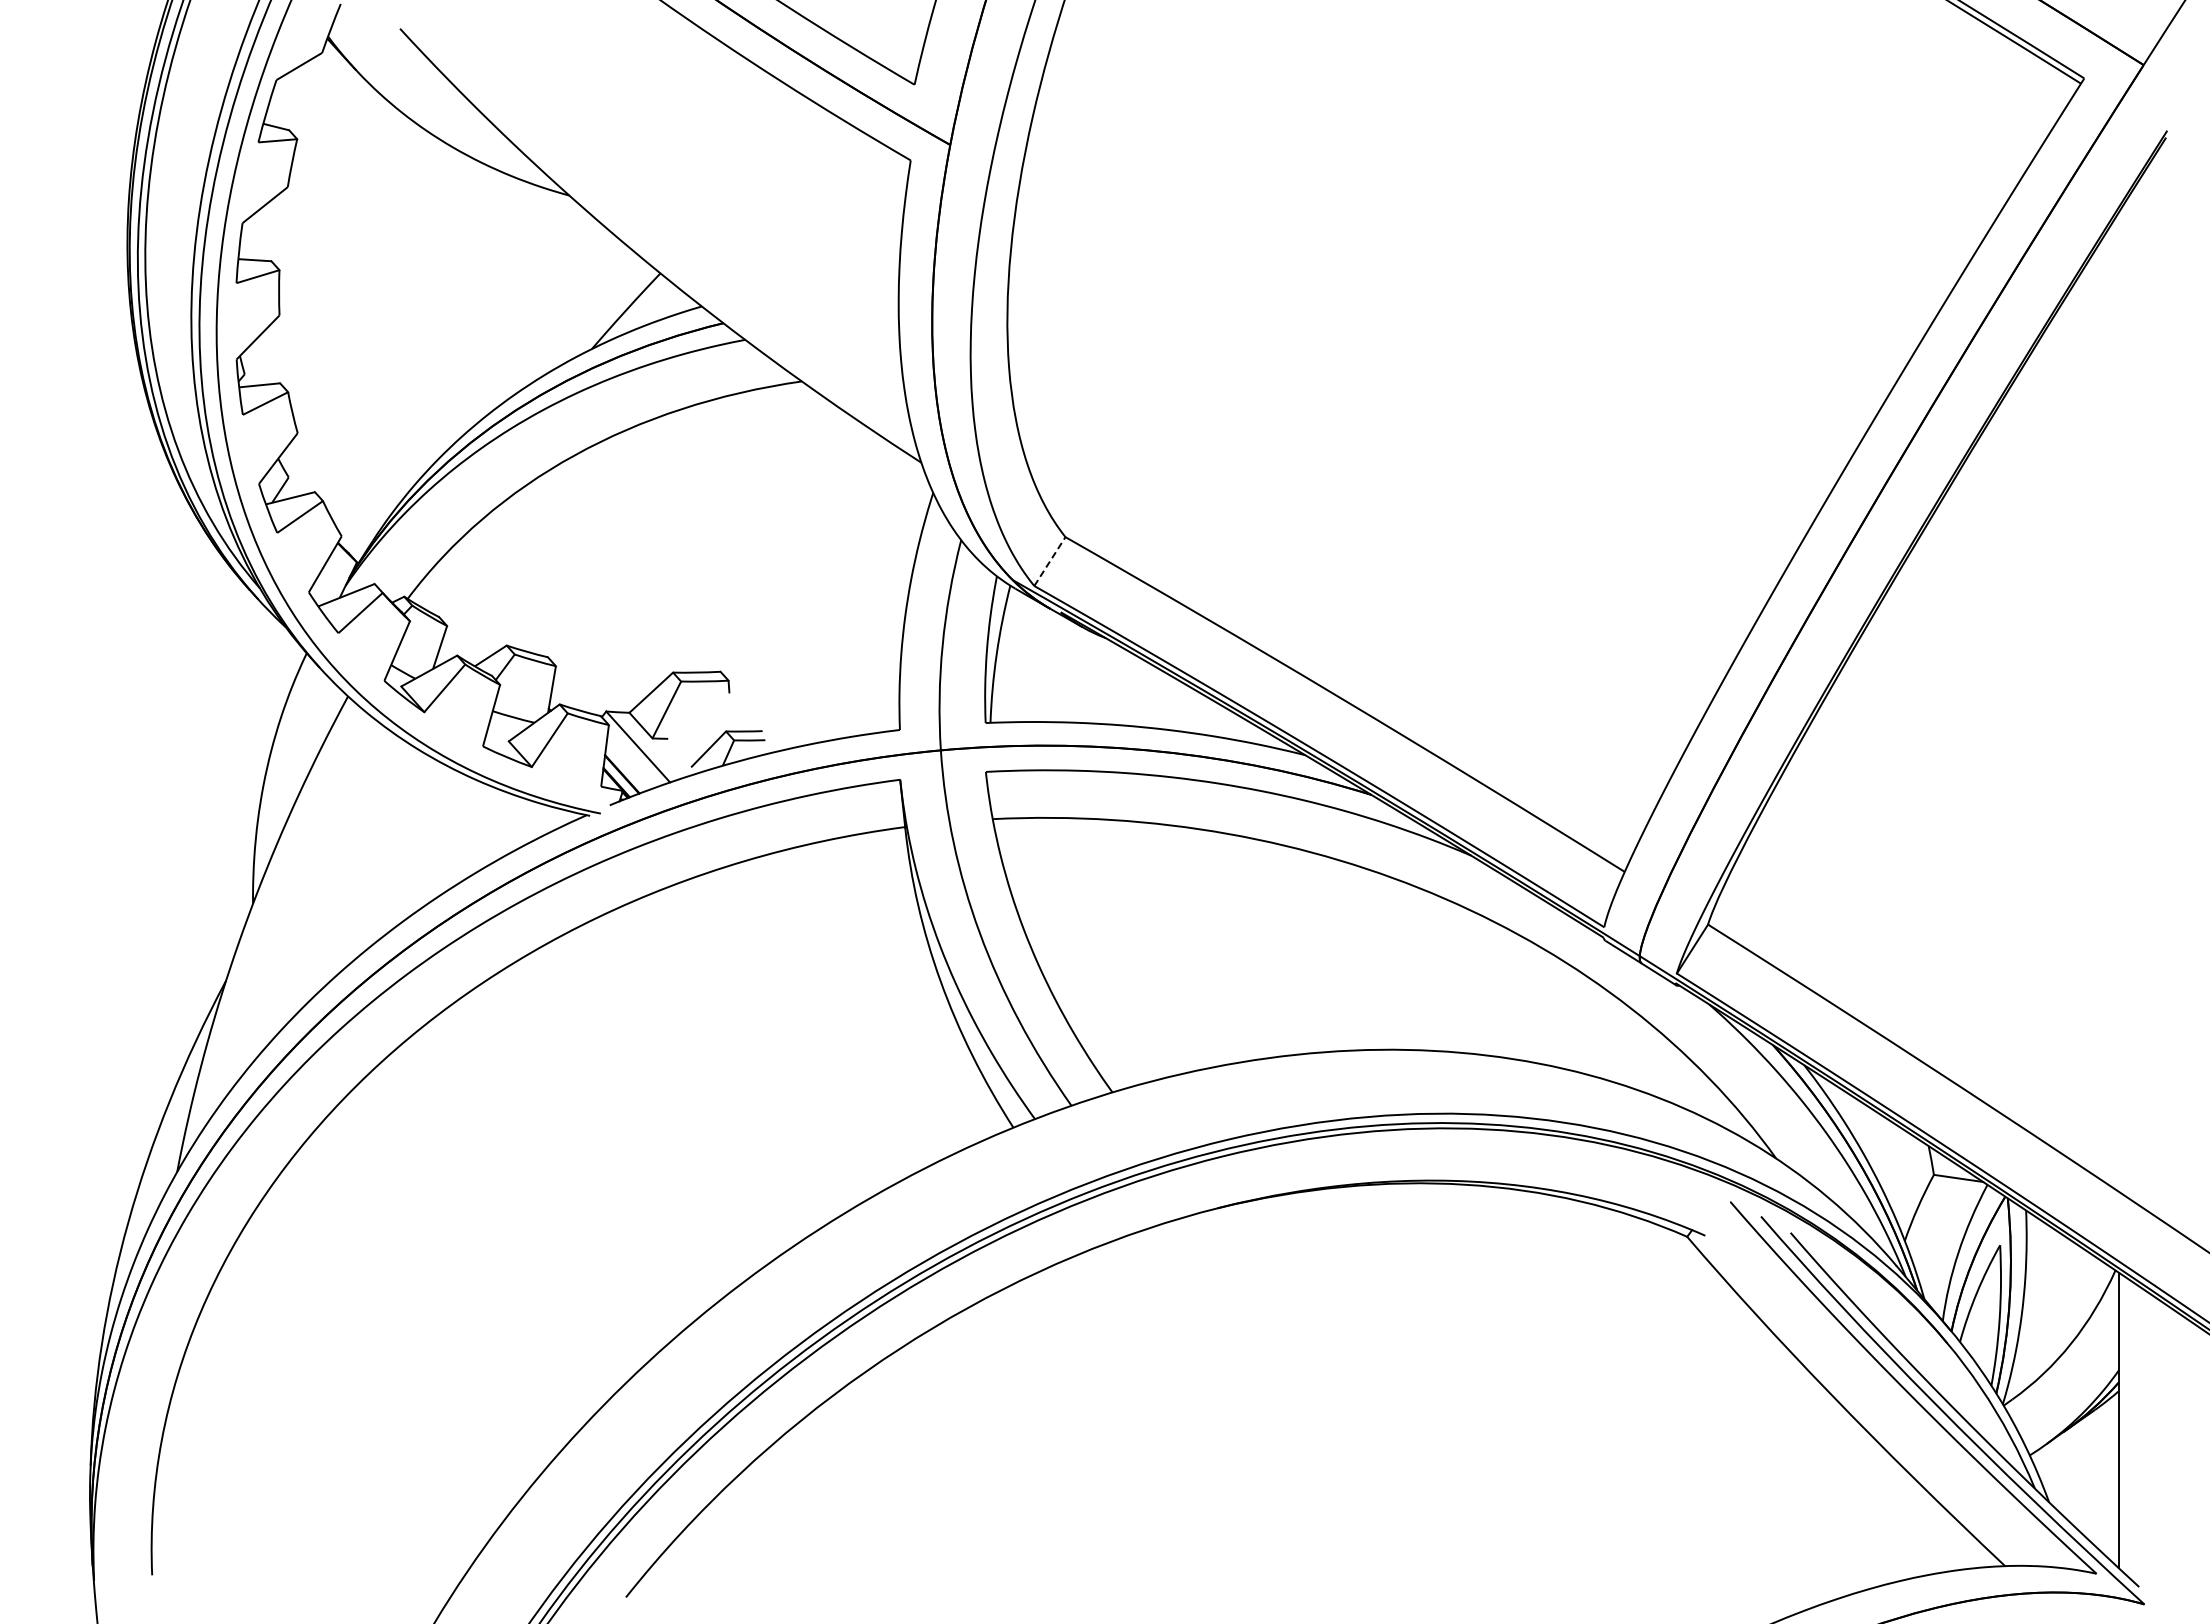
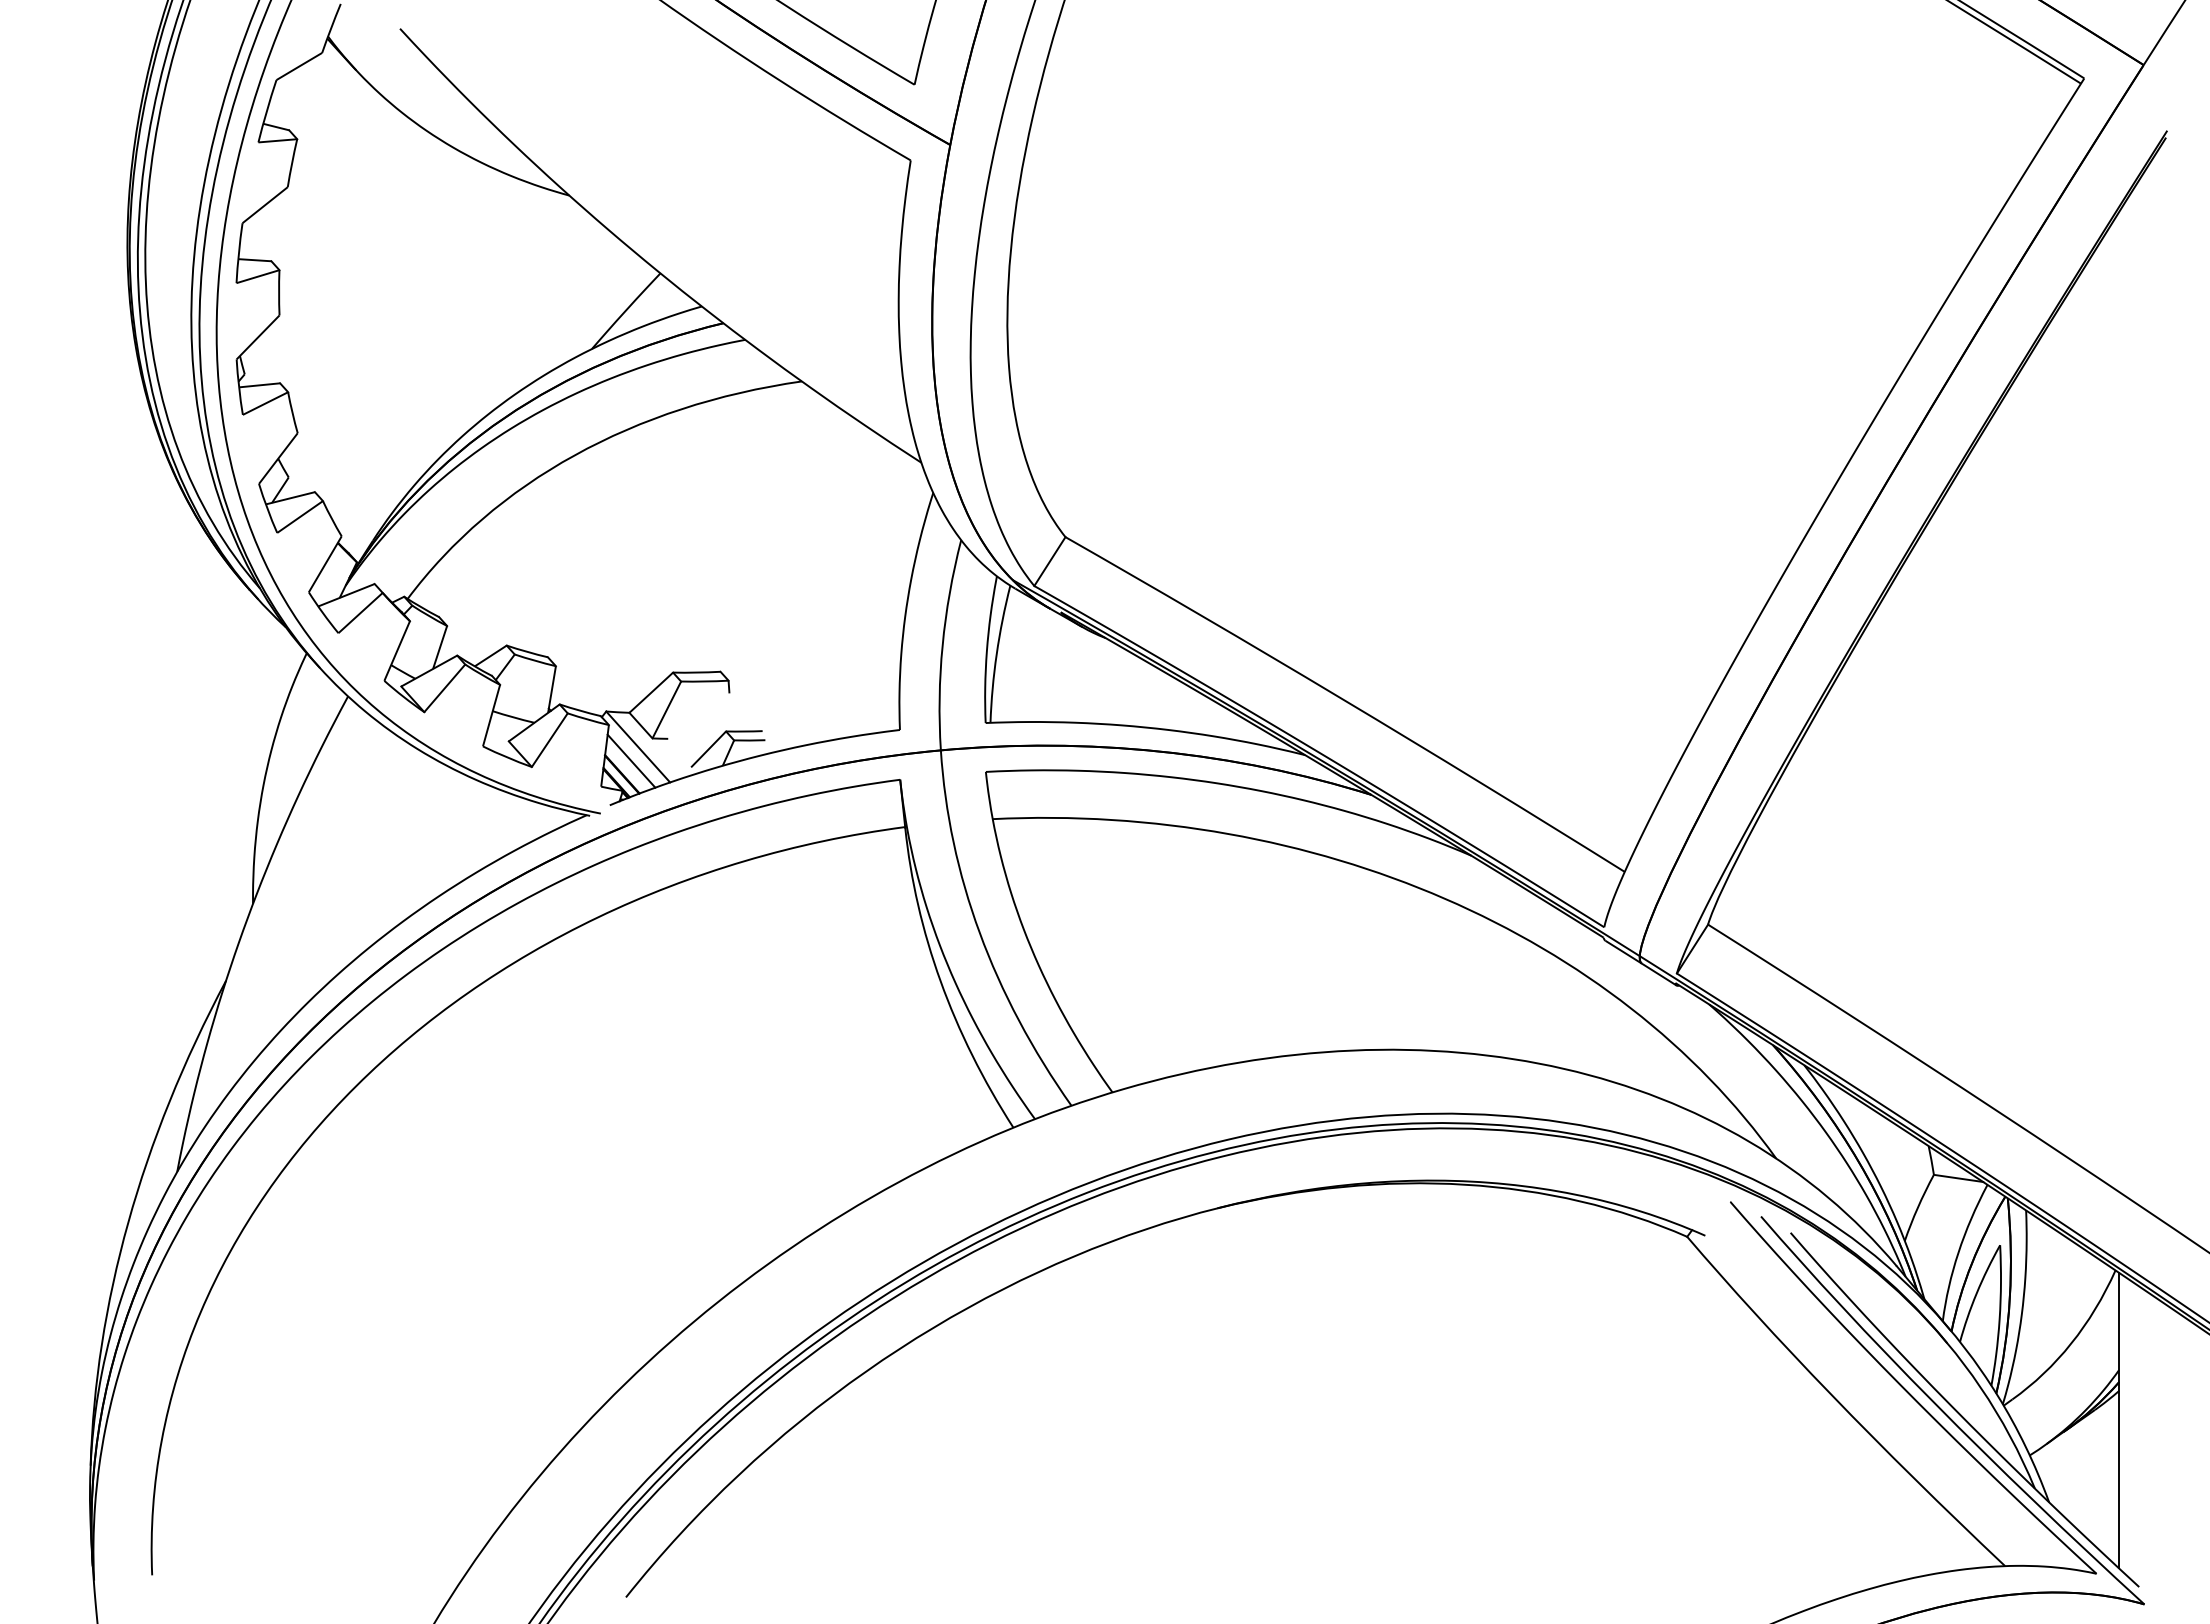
line: dashed -> solid (1049, 561)
line: none -> present (631, 760)
